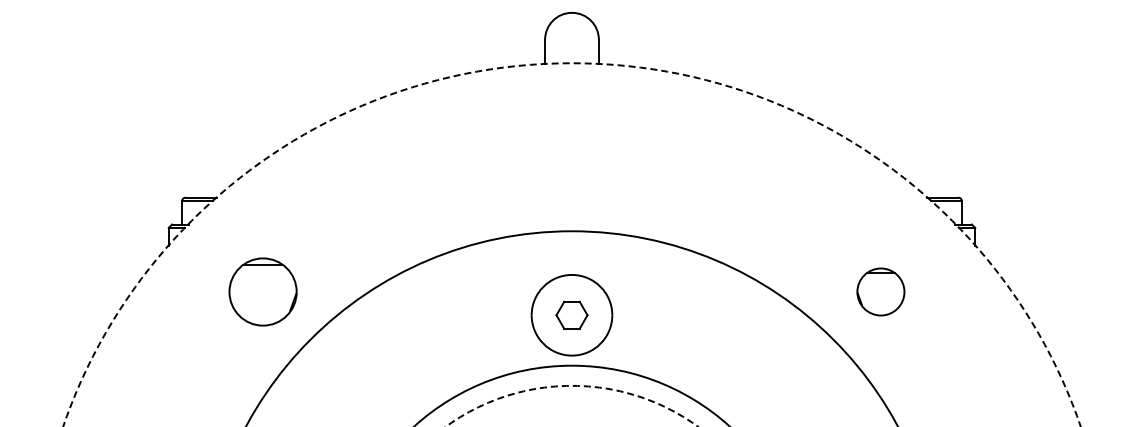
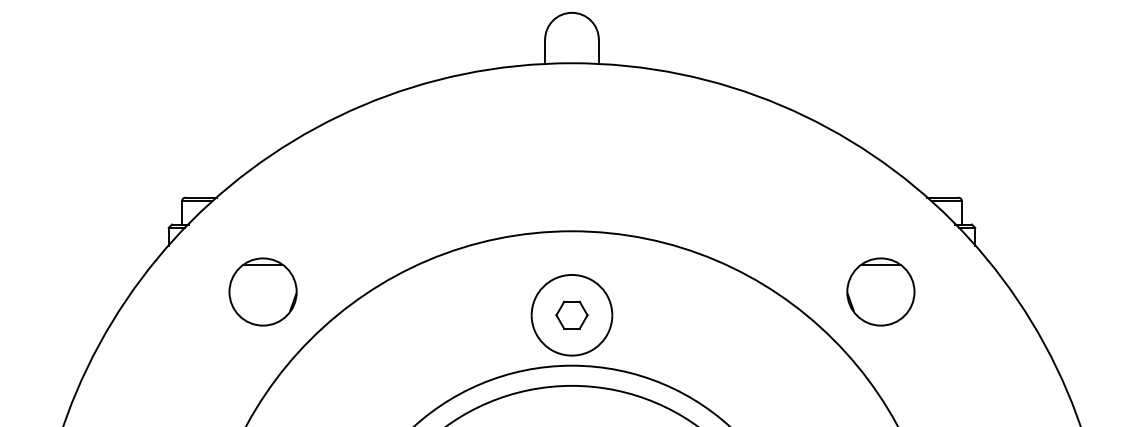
arc: dashed -> solid (572, 63)
part size: 50x50 px -> 70x70 px (880, 291)
arc: dashed -> solid (572, 385)
